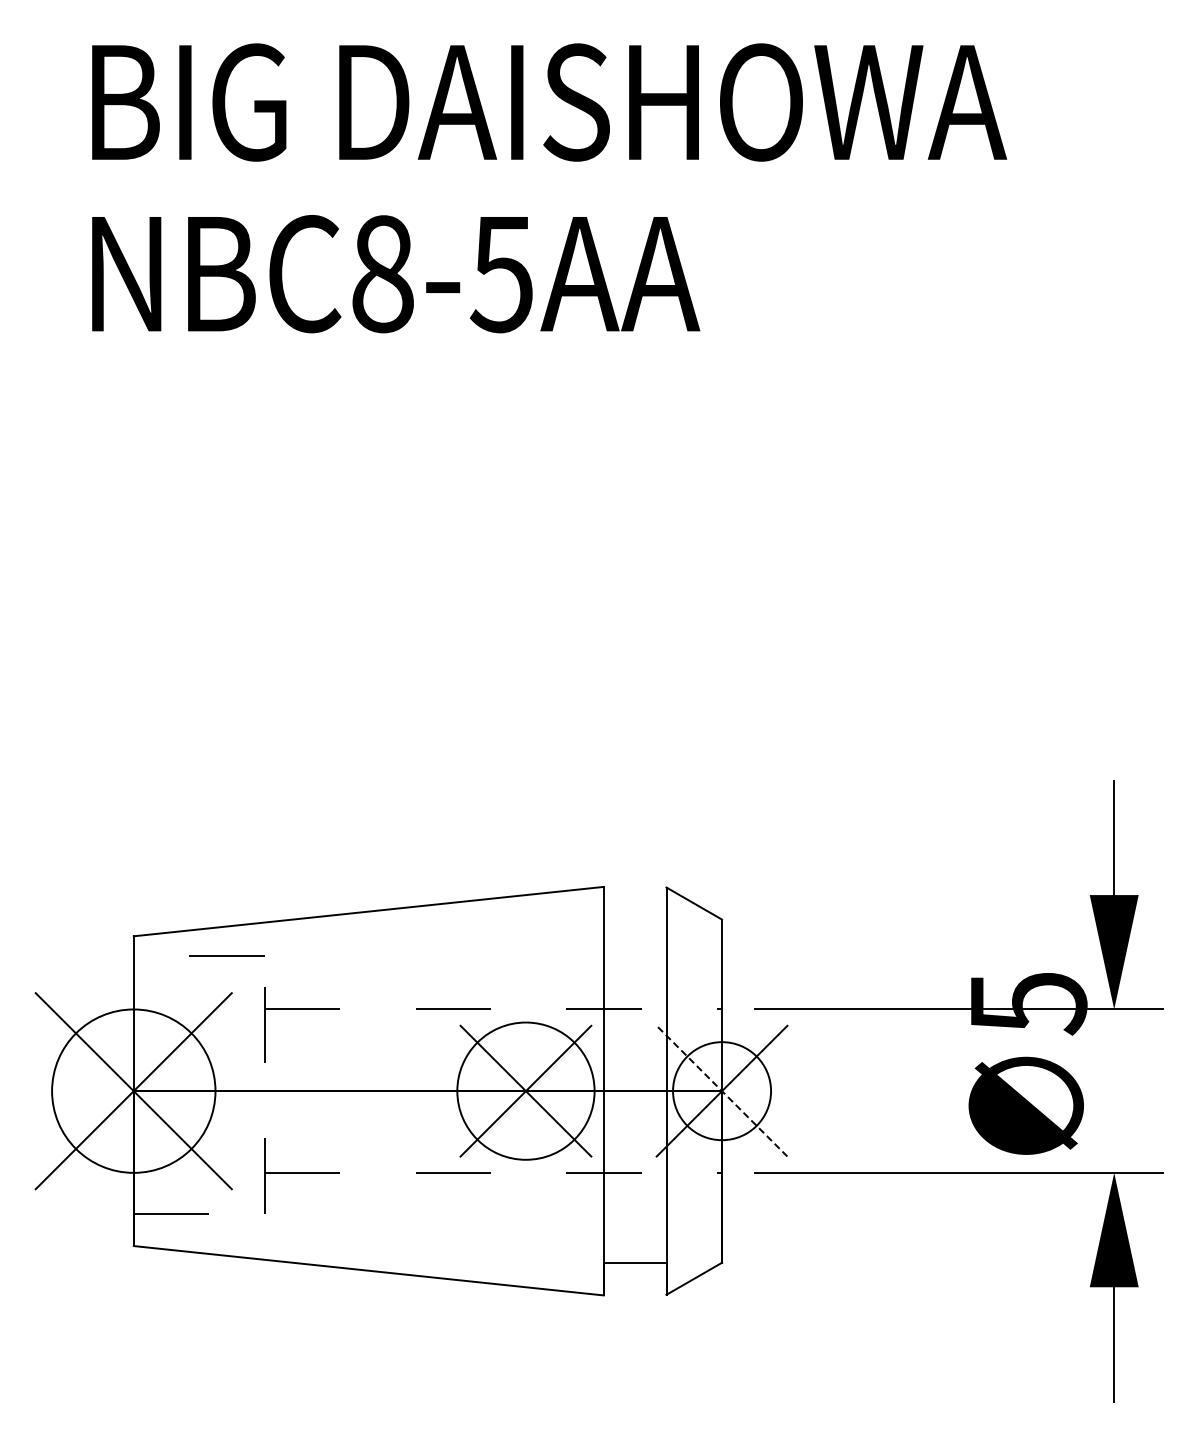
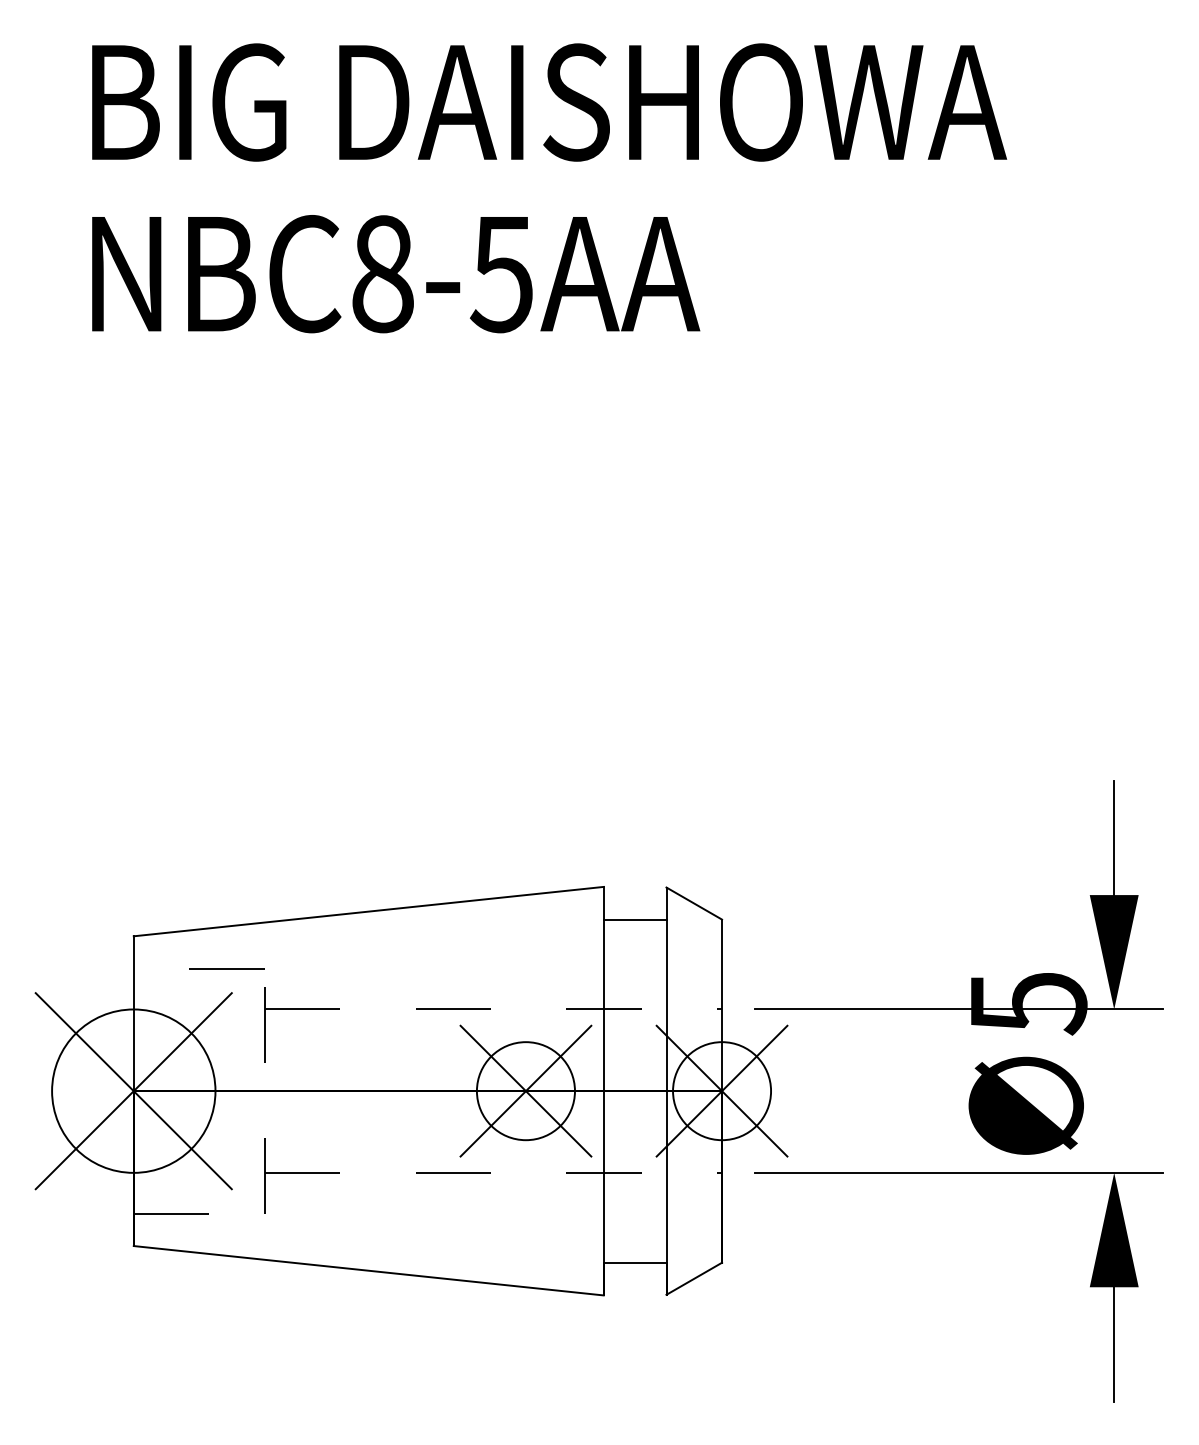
line: none -> present (634, 919)
line position: (226, 955) -> (226, 968) (226, 968)
circle diameter: 137 px -> 98 px (525, 1091)
line: dashed -> solid (721, 1090)
